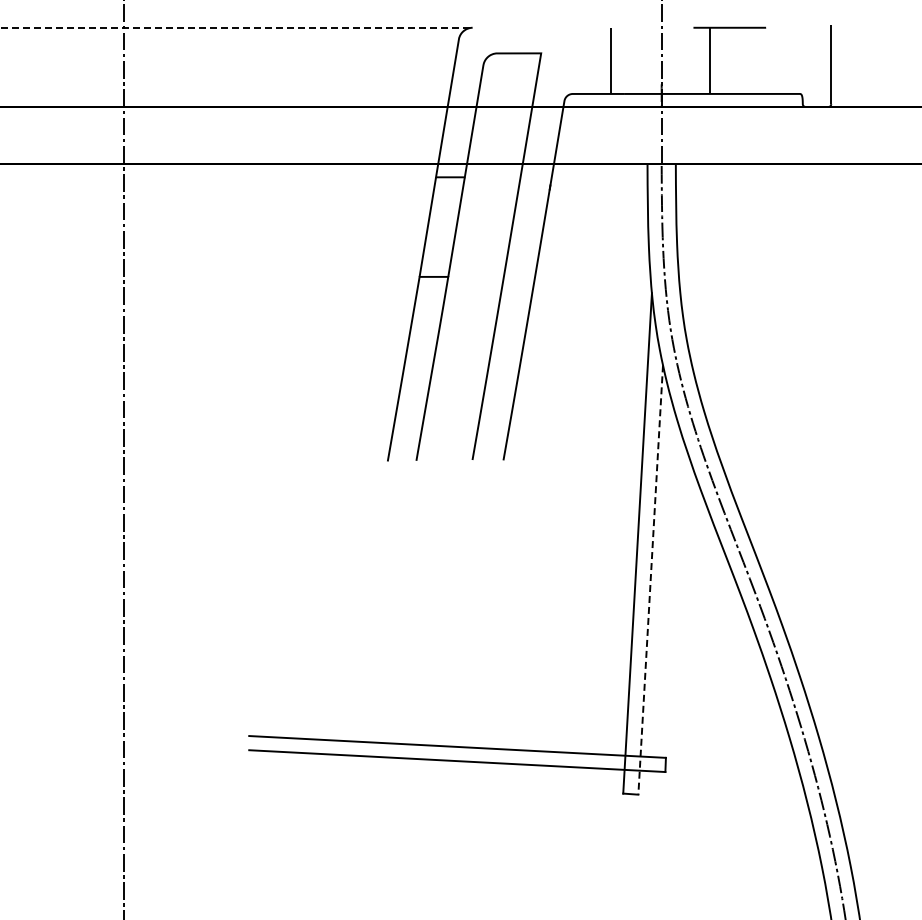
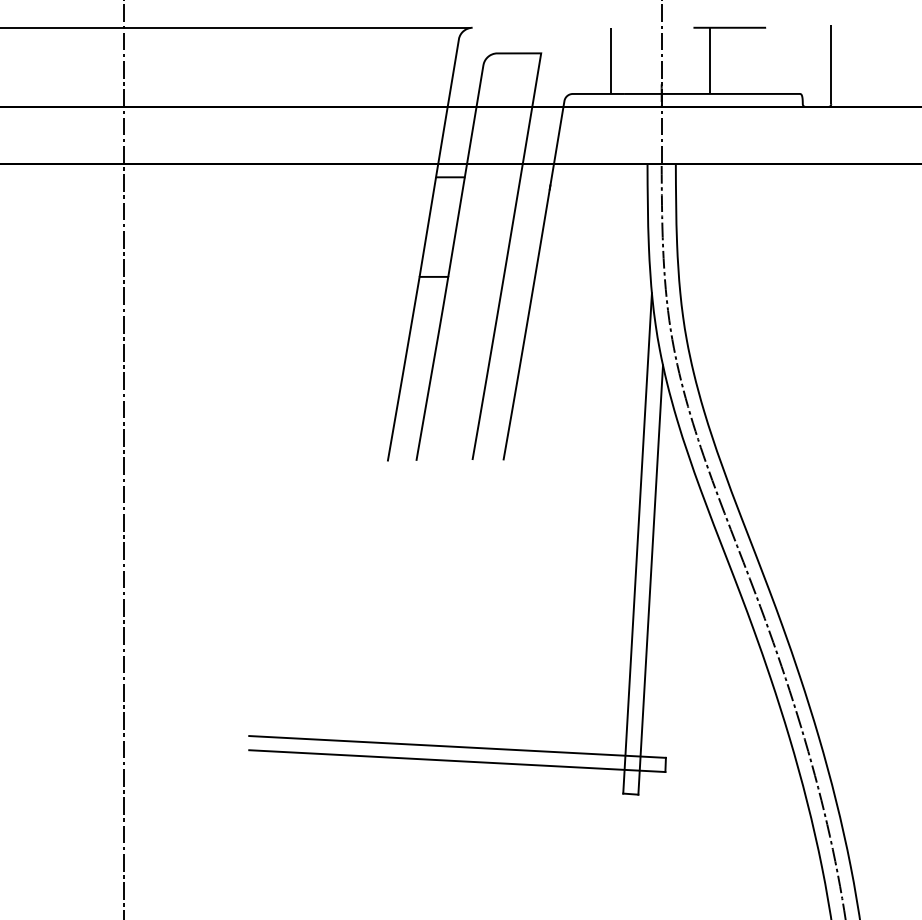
line: dashed -> solid (236, 27)
line: dashed -> solid (650, 580)
